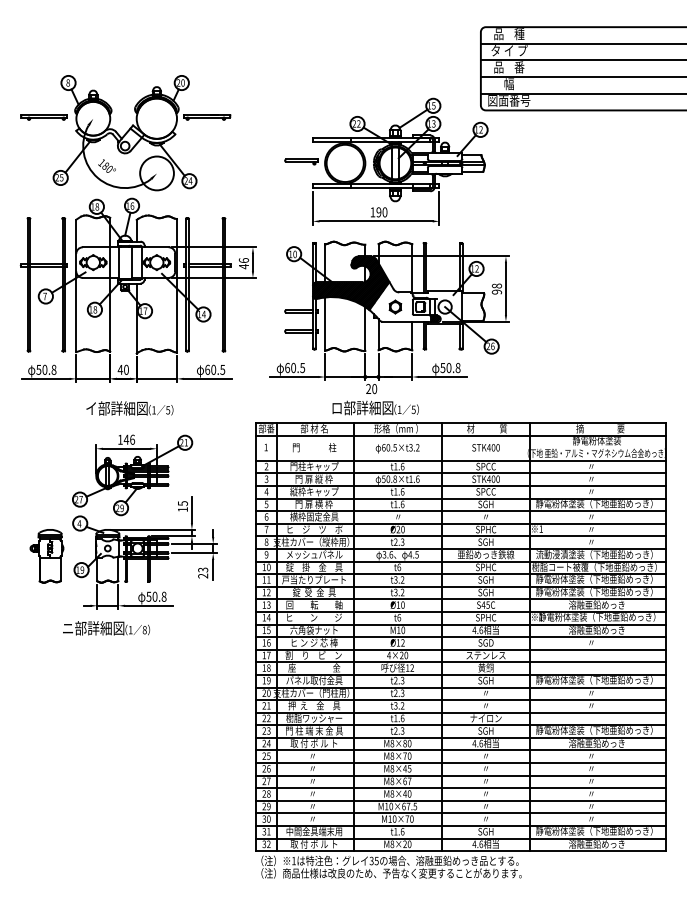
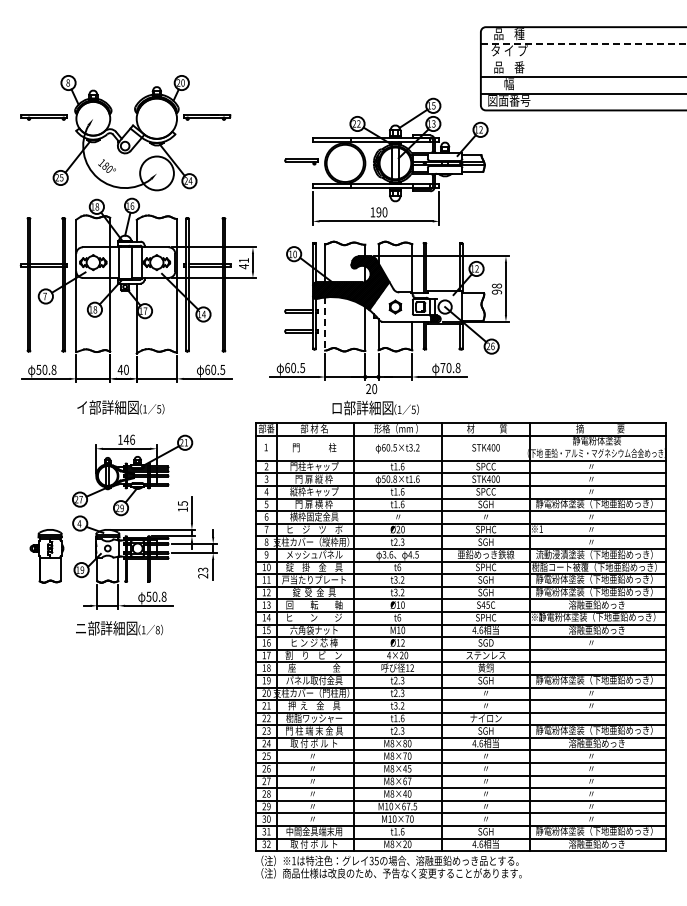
line: solid -> dashed (583, 43)
line: present -> none (581, 60)
text: 46 -> 41 (243, 260)
line: solid -> dashed (325, 324)
text: 50.8 -> 70.8 (442, 368)
text position: (129, 408) -> (120, 407) (120, 407)
text position: (106, 628) -> (119, 628) (119, 628)
